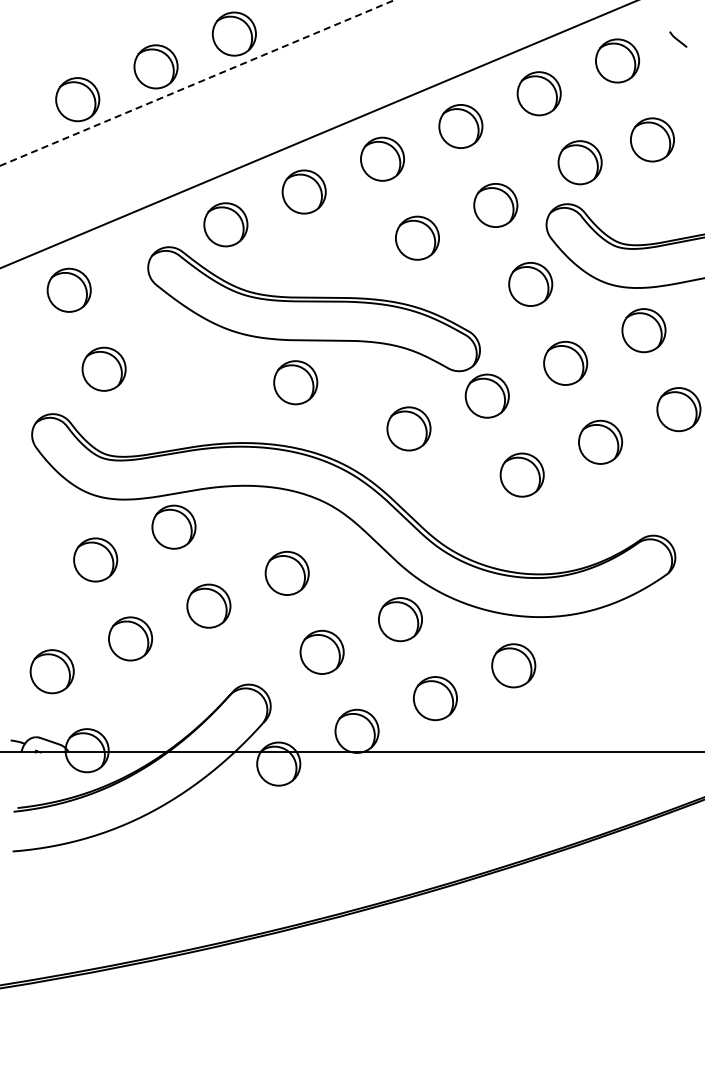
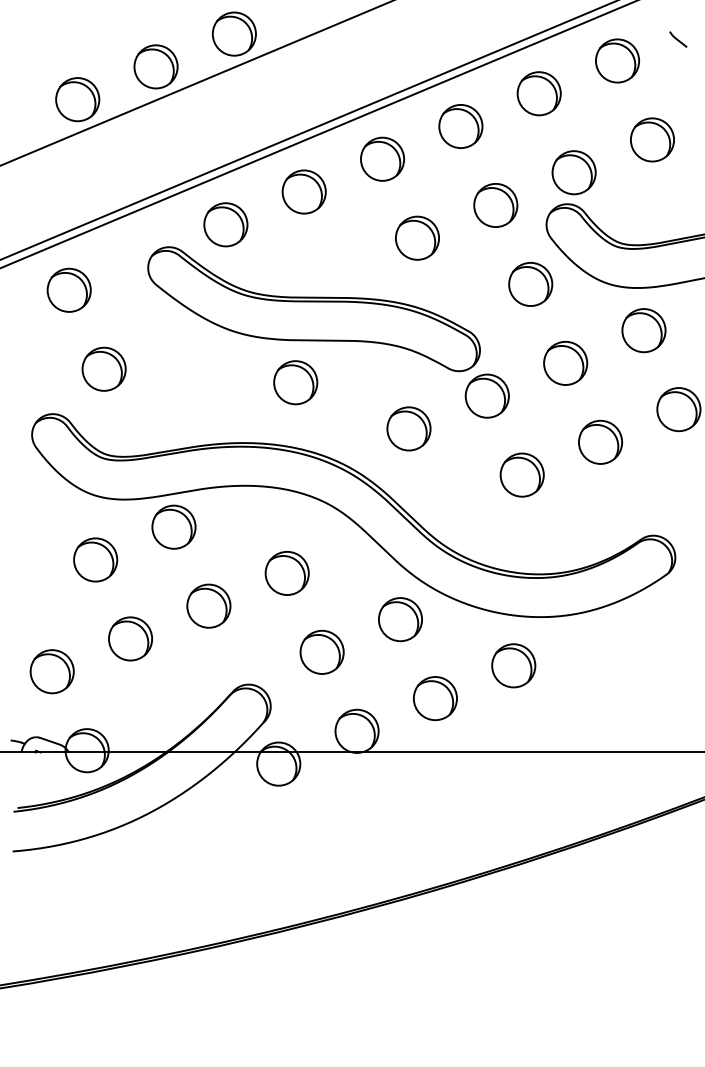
line: dashed -> solid (197, 82)
line: none -> present (308, 130)
part position: (579, 162) -> (573, 172) (573, 172)
